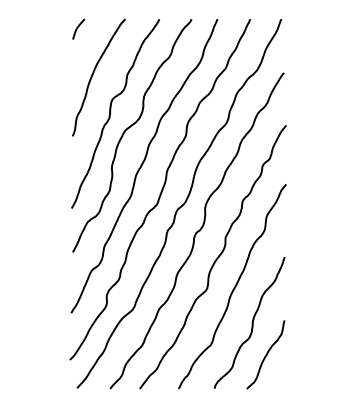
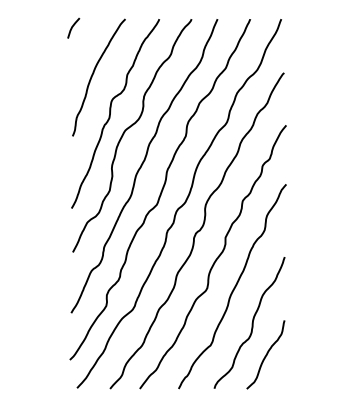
curve position: (78, 28) -> (73, 27) (73, 27)
